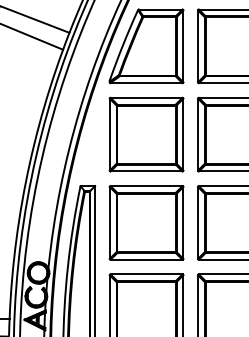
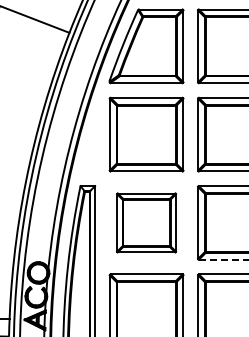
line: present -> none (32, 36)
part size: 77x76 px -> 62x62 px (146, 222)
line: solid -> dashed (223, 259)
